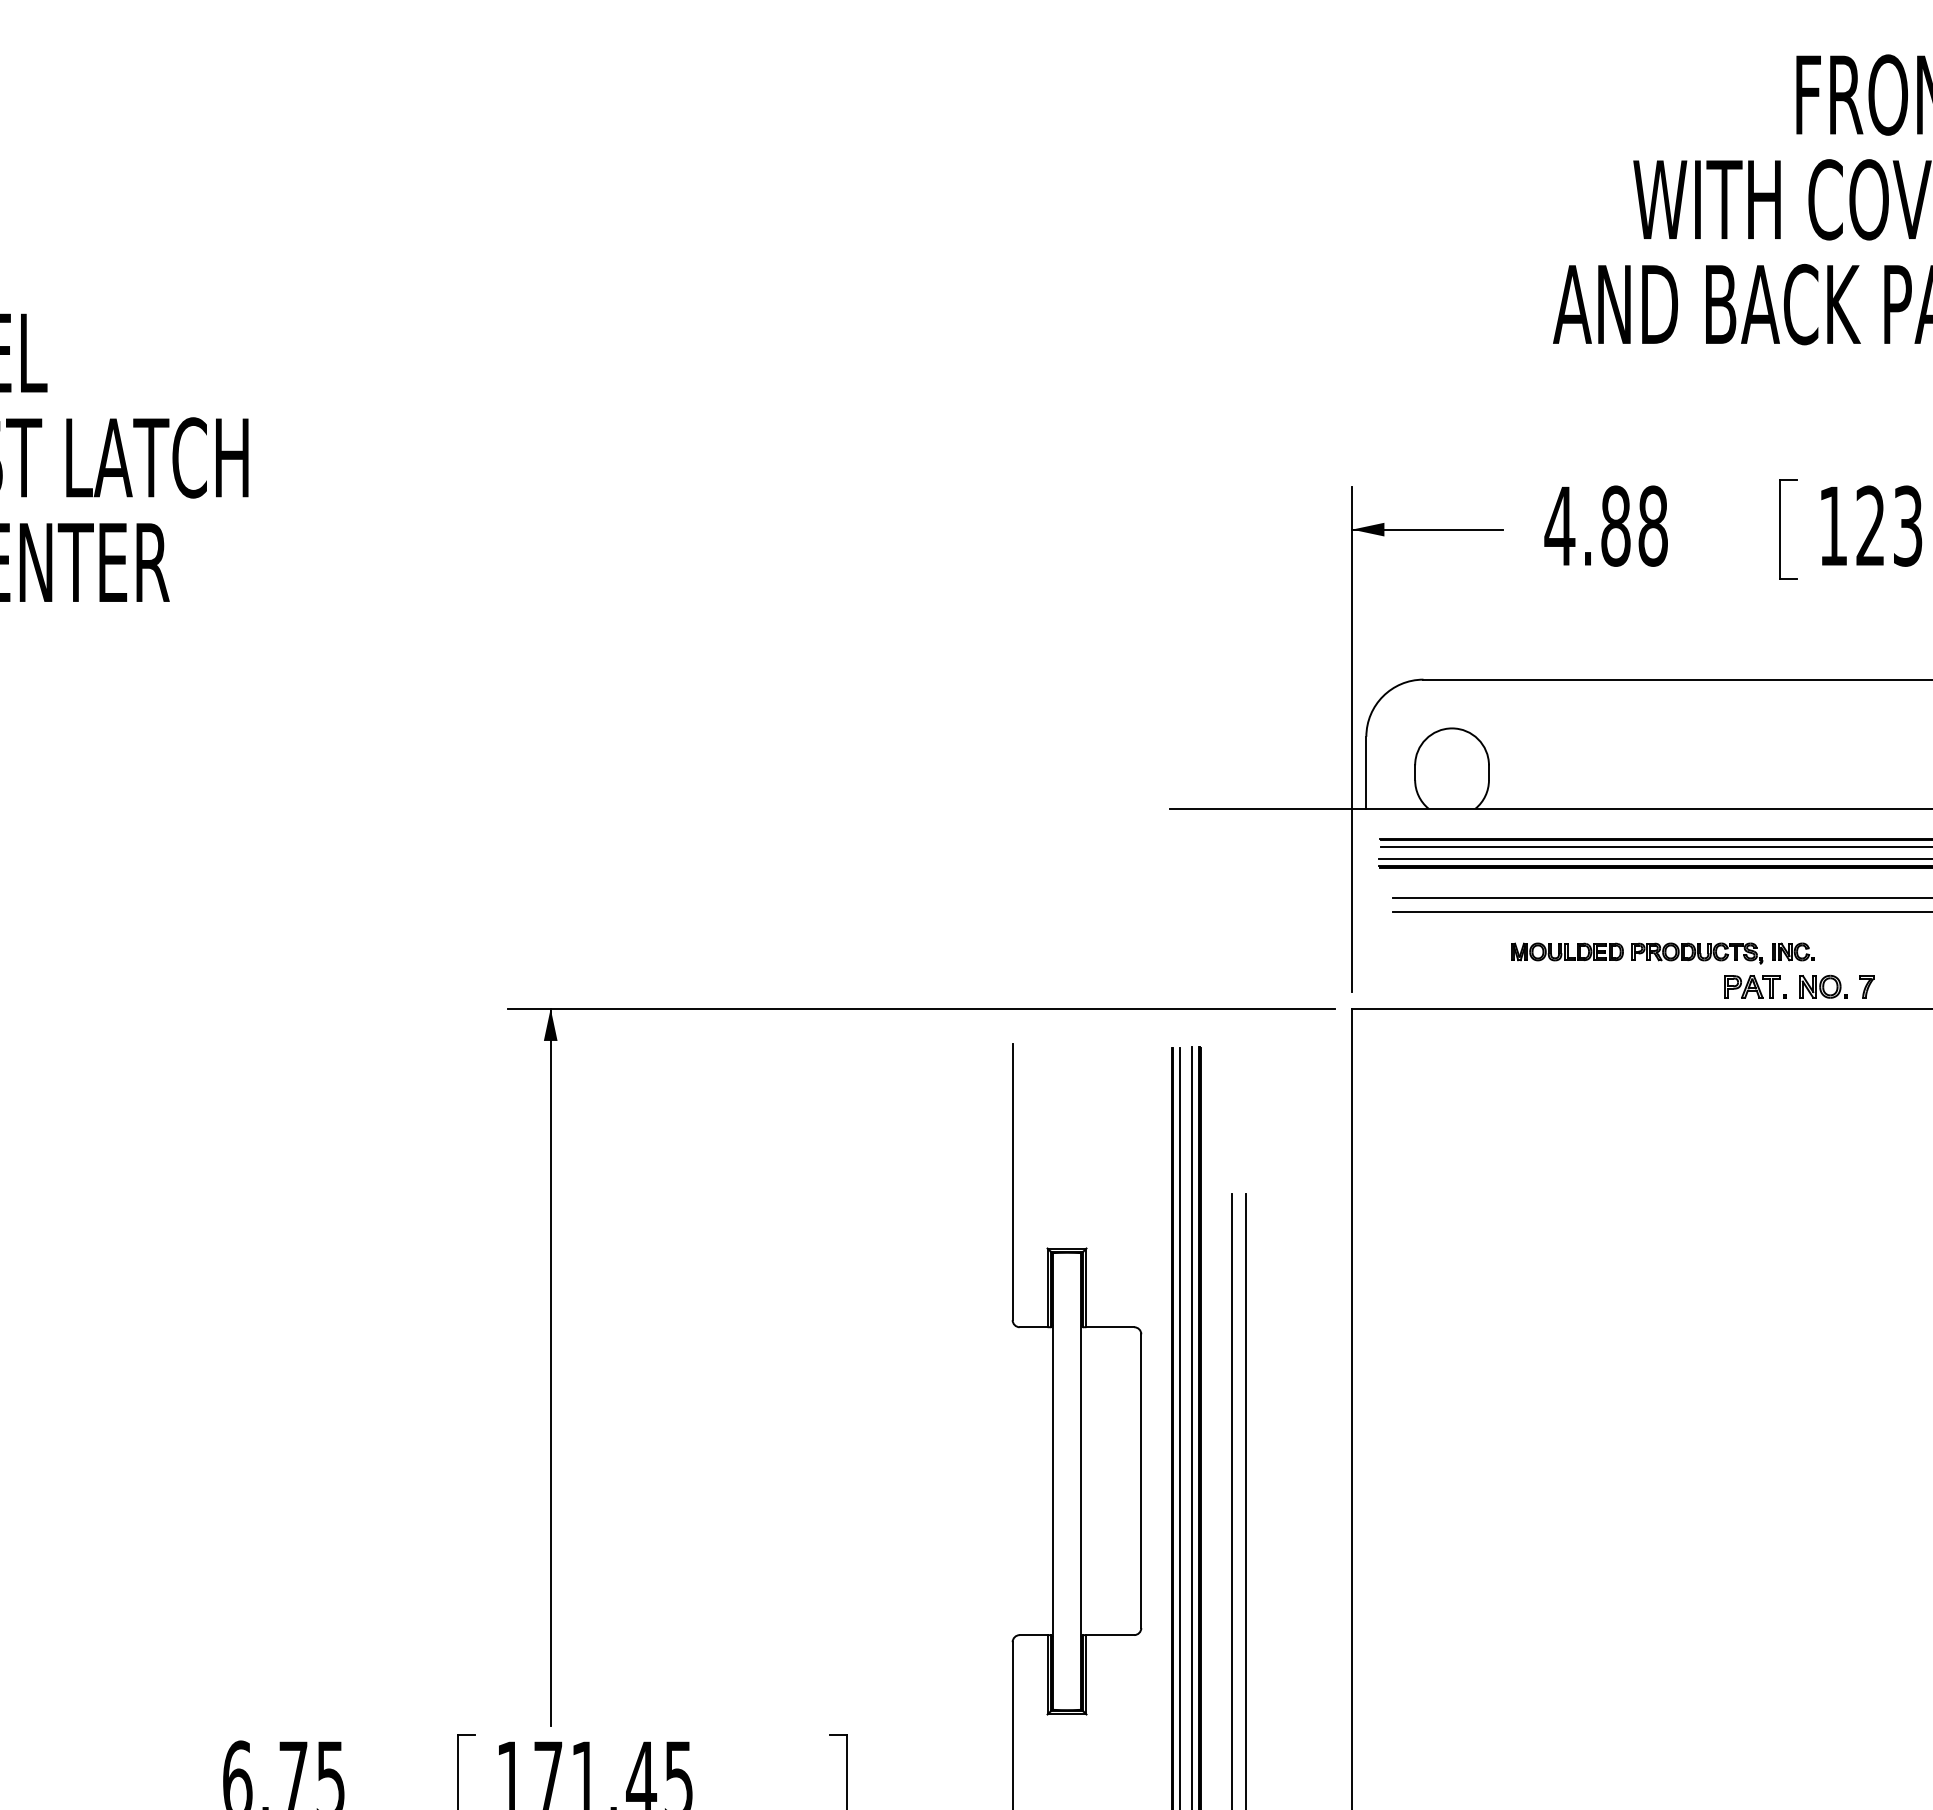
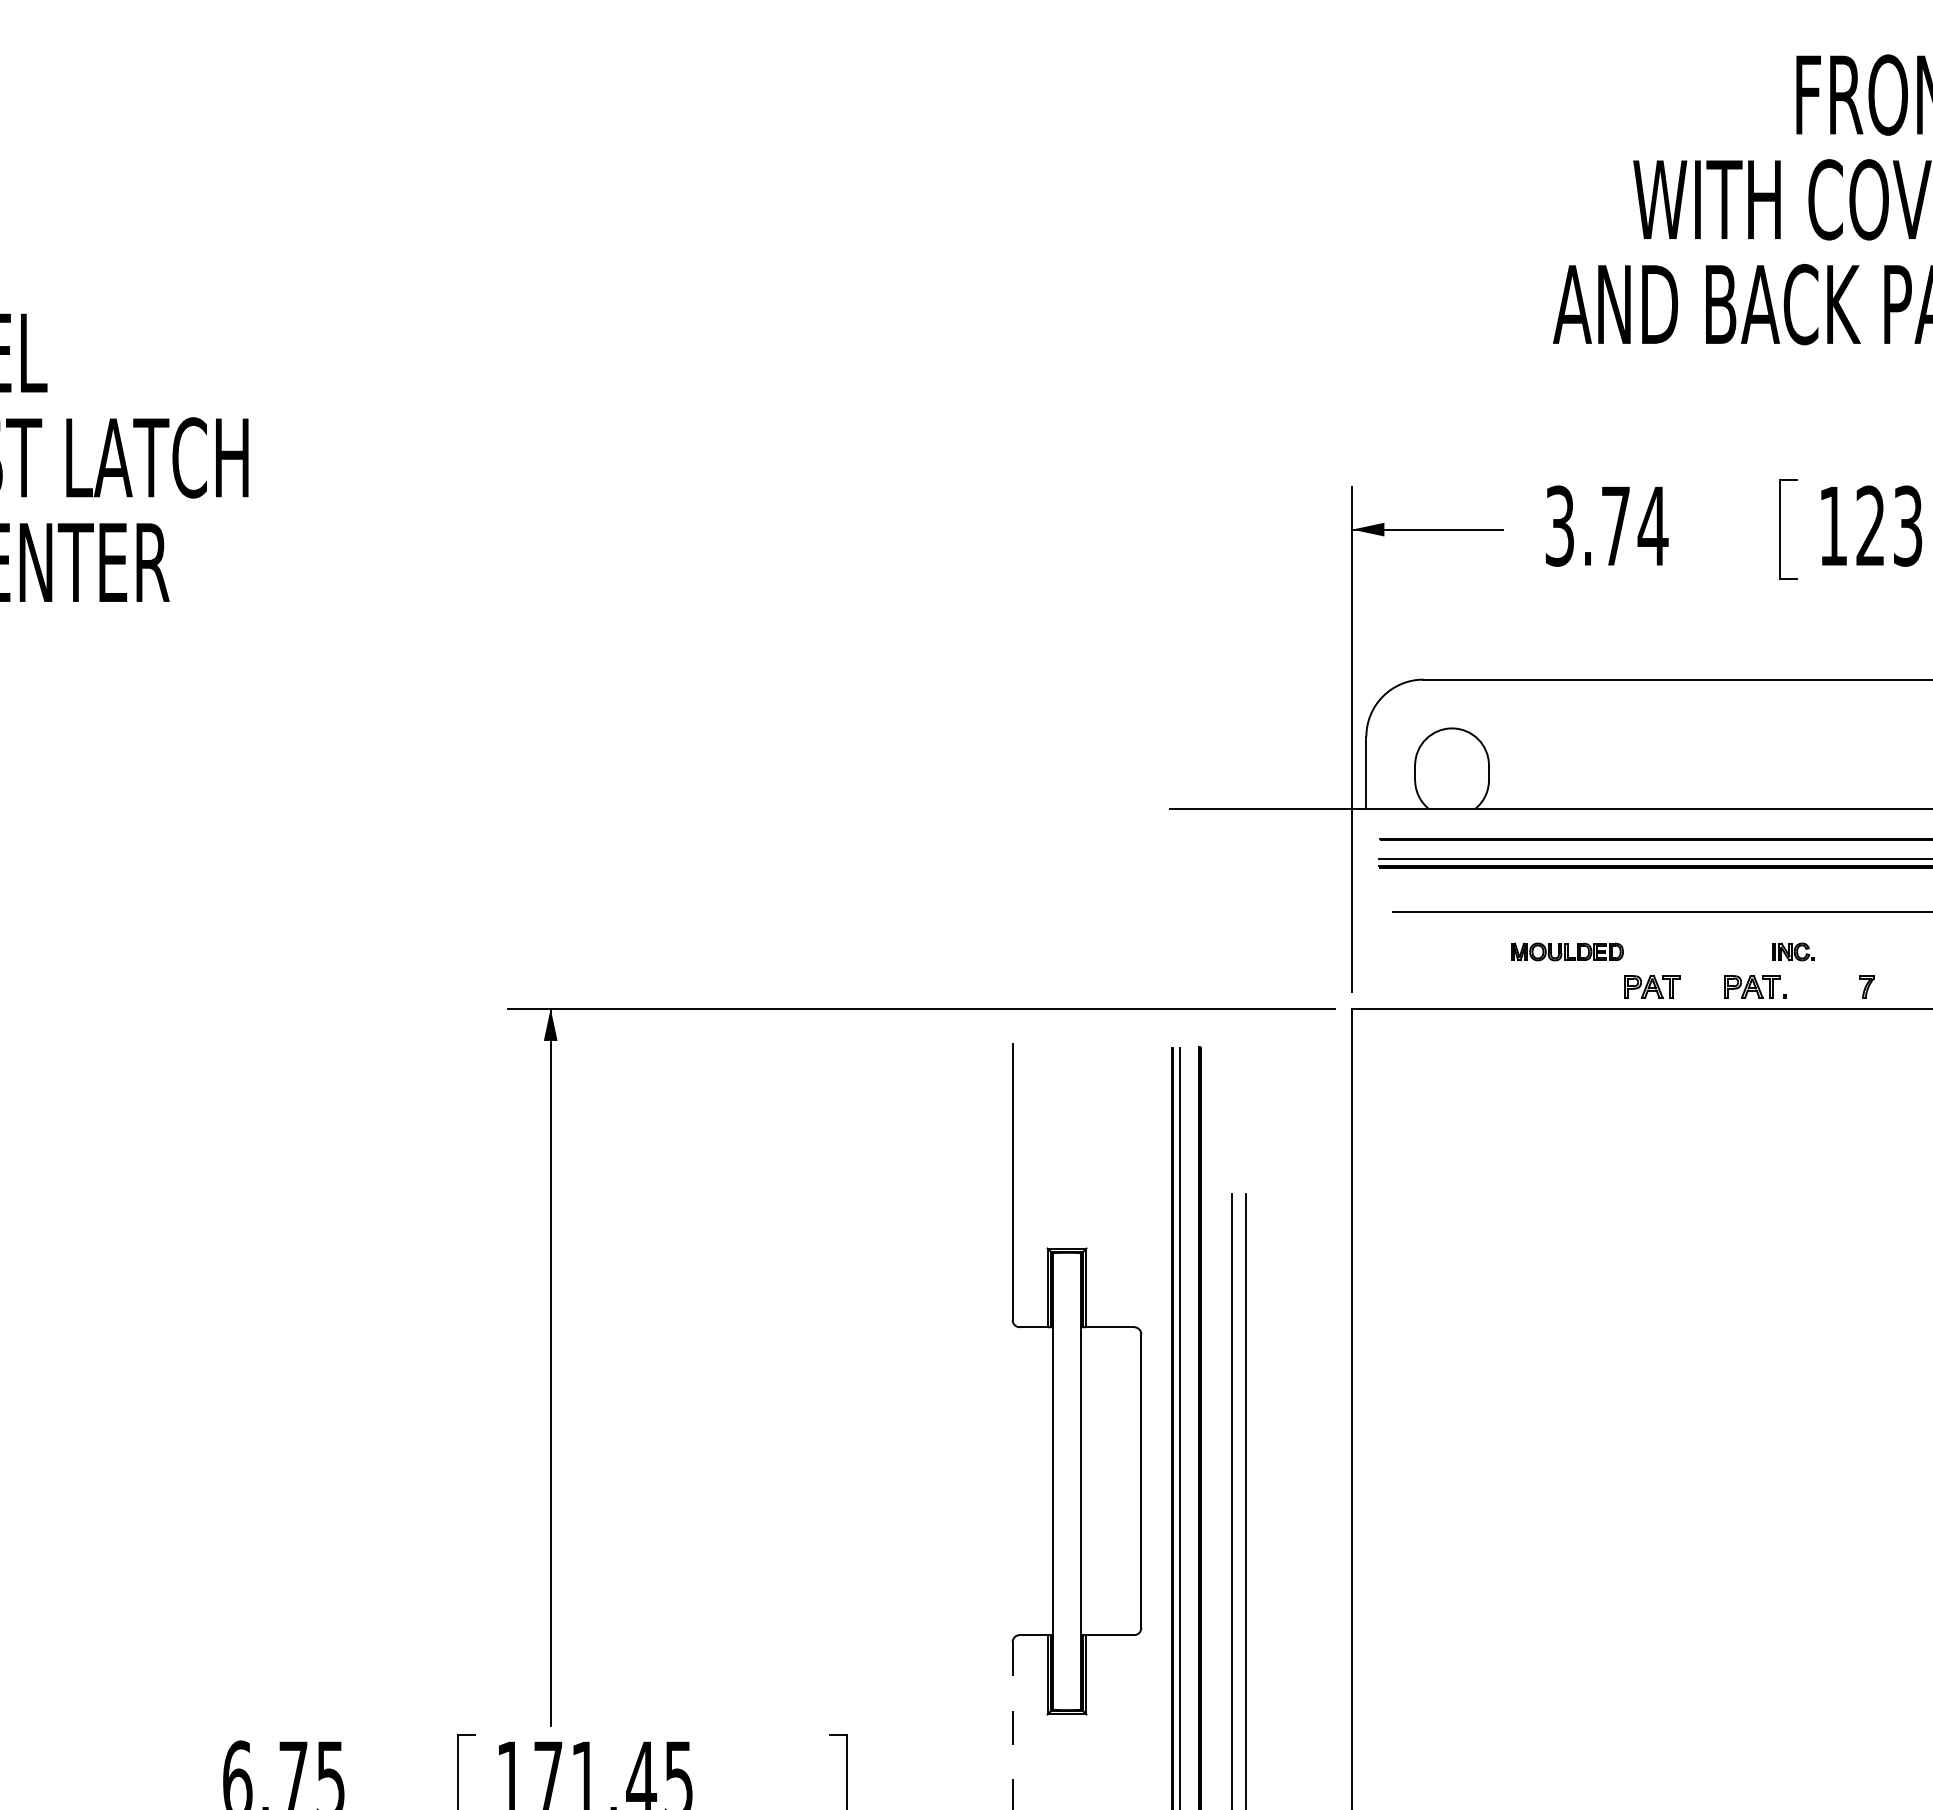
text: 4.88 -> 3.74 (1606, 525)
line: present -> none (1654, 847)
line: present -> none (1660, 898)
part: present -> none (1697, 953)
part: none -> present (1652, 986)
part: present -> none (1823, 986)
line: present -> none (1191, 1426)
line: solid -> dashed (1012, 1726)
